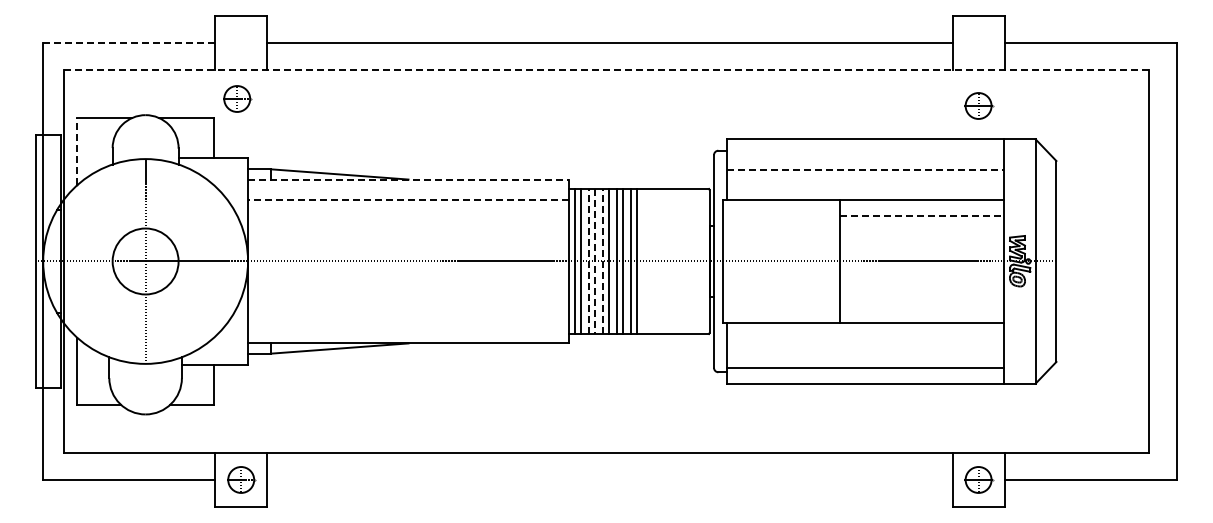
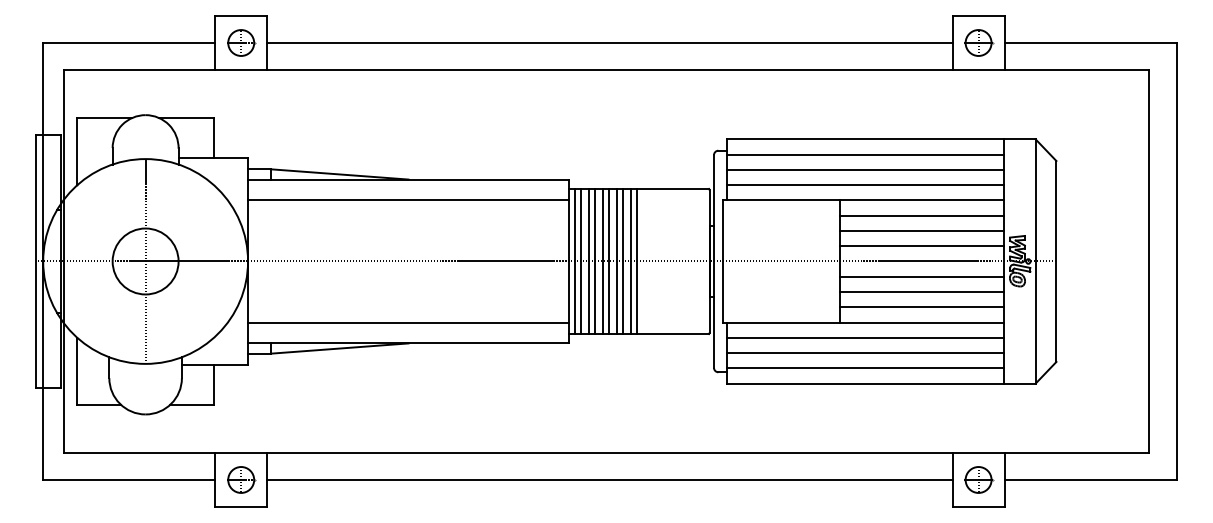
line: dashed -> solid (128, 43)
line: dashed -> solid (606, 70)
part position: (237, 98) -> (241, 42) (241, 42)
part position: (979, 105) -> (979, 42) (979, 42)
line: dashed -> solid (77, 151)
line: none -> present (865, 154)
line: dashed -> solid (865, 169)
line: dashed -> solid (408, 179)
line: none -> present (865, 185)
line: dashed -> solid (407, 200)
line: dashed -> solid (922, 215)
line: none -> present (921, 230)
line: none -> present (921, 246)
line: dashed -> solid (588, 261)
line: dashed -> solid (594, 261)
line: dashed -> solid (602, 261)
line: none -> present (921, 276)
line: none -> present (921, 292)
line: none -> present (921, 307)
line: none -> present (408, 322)
line: none -> present (865, 337)
line: none -> present (865, 353)
line: none -> present (609, 479)
